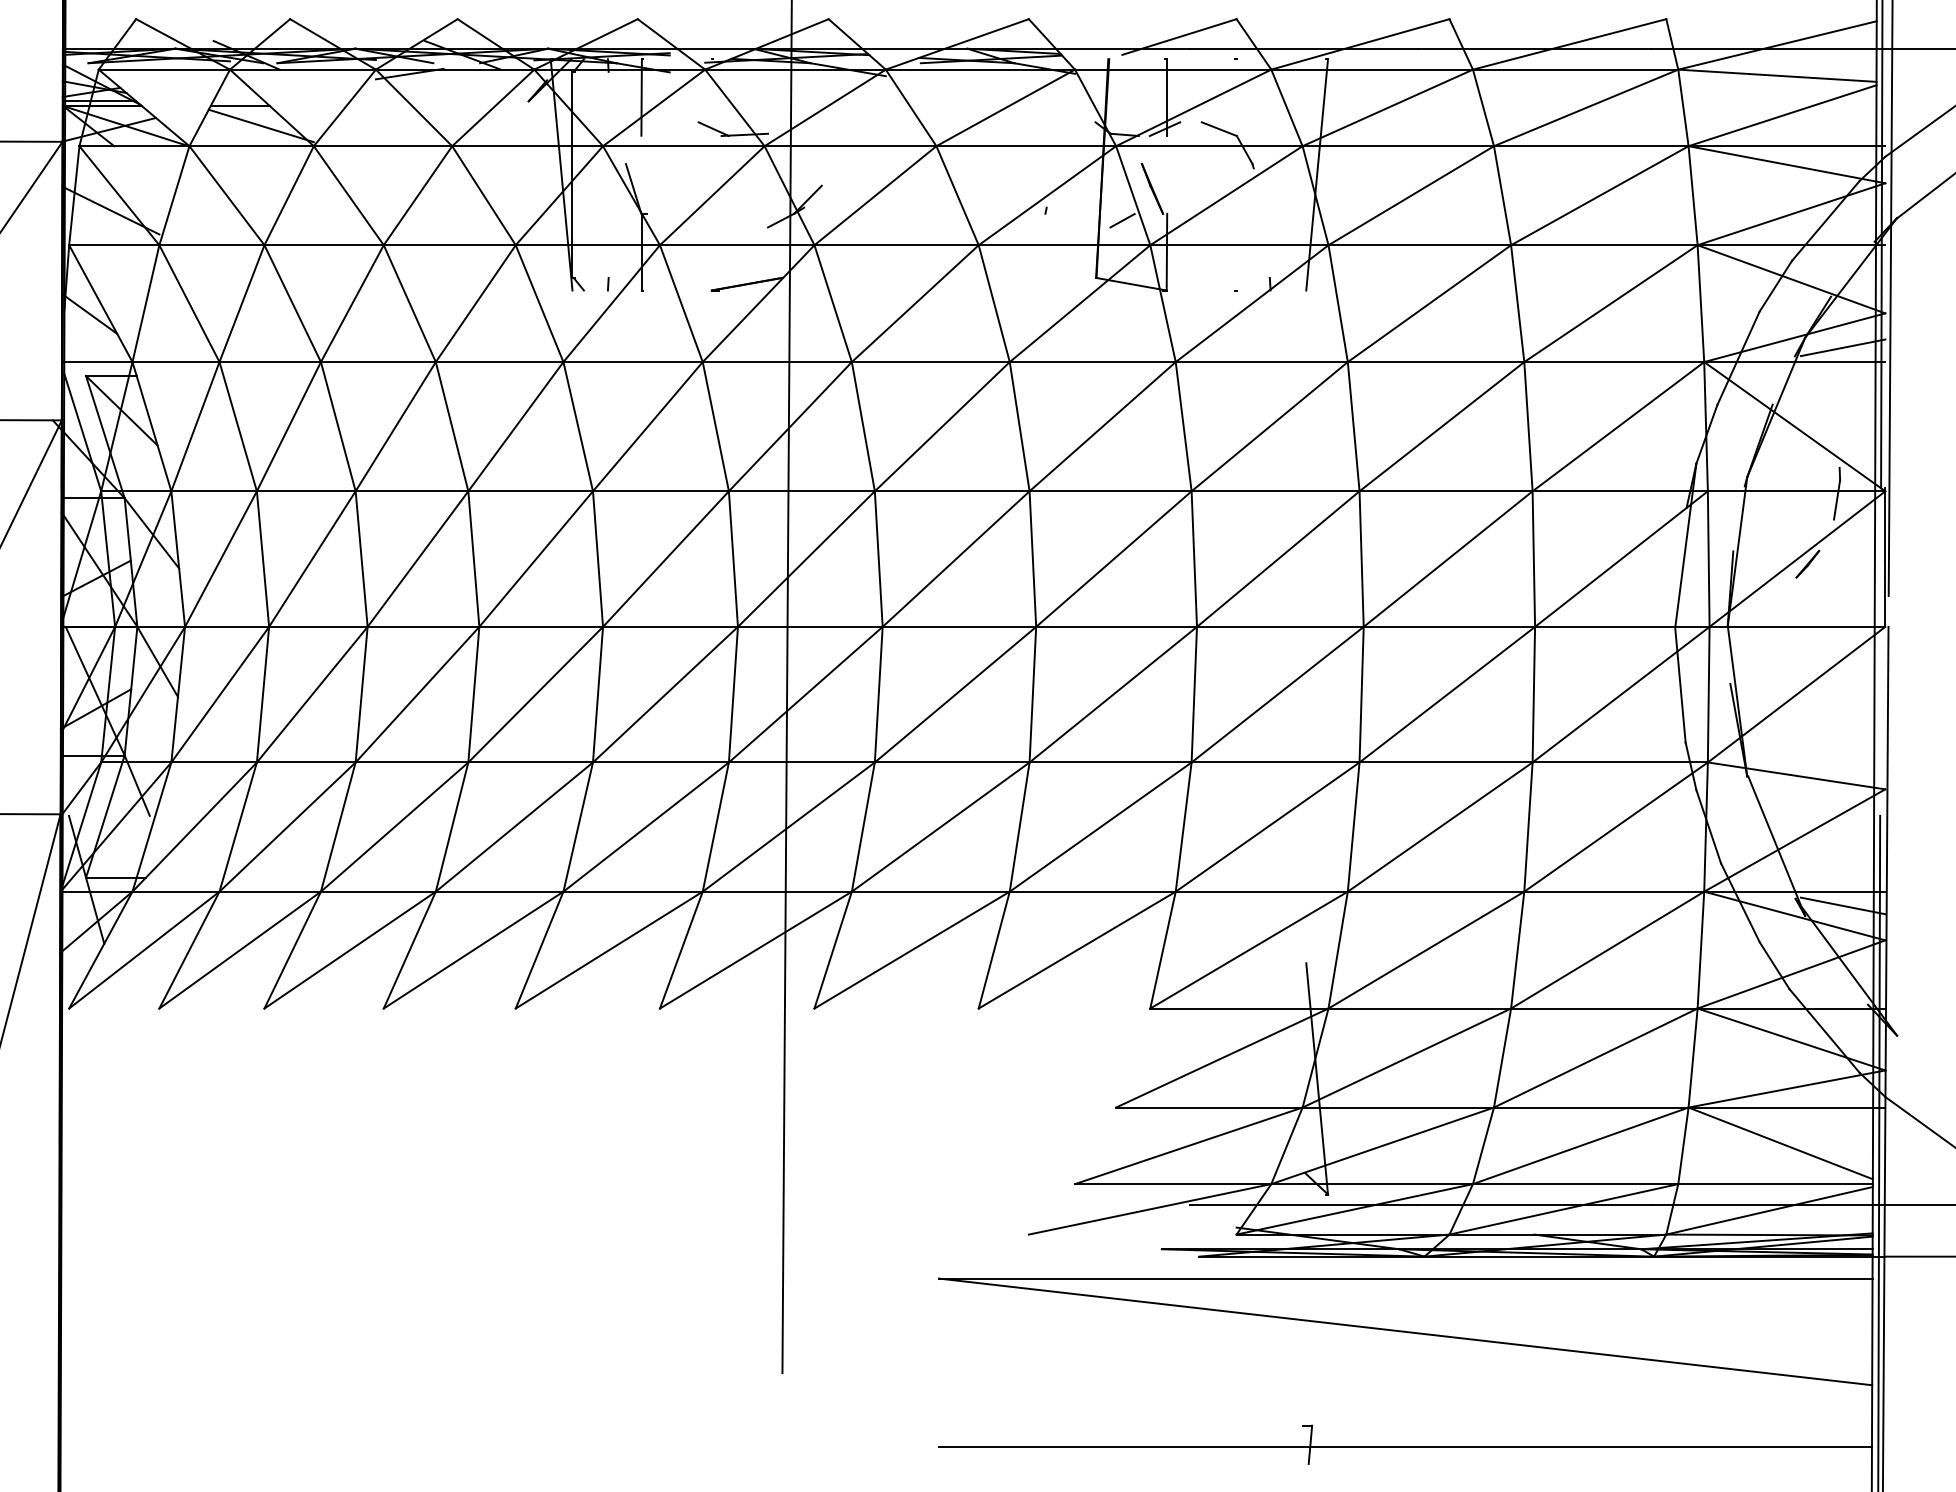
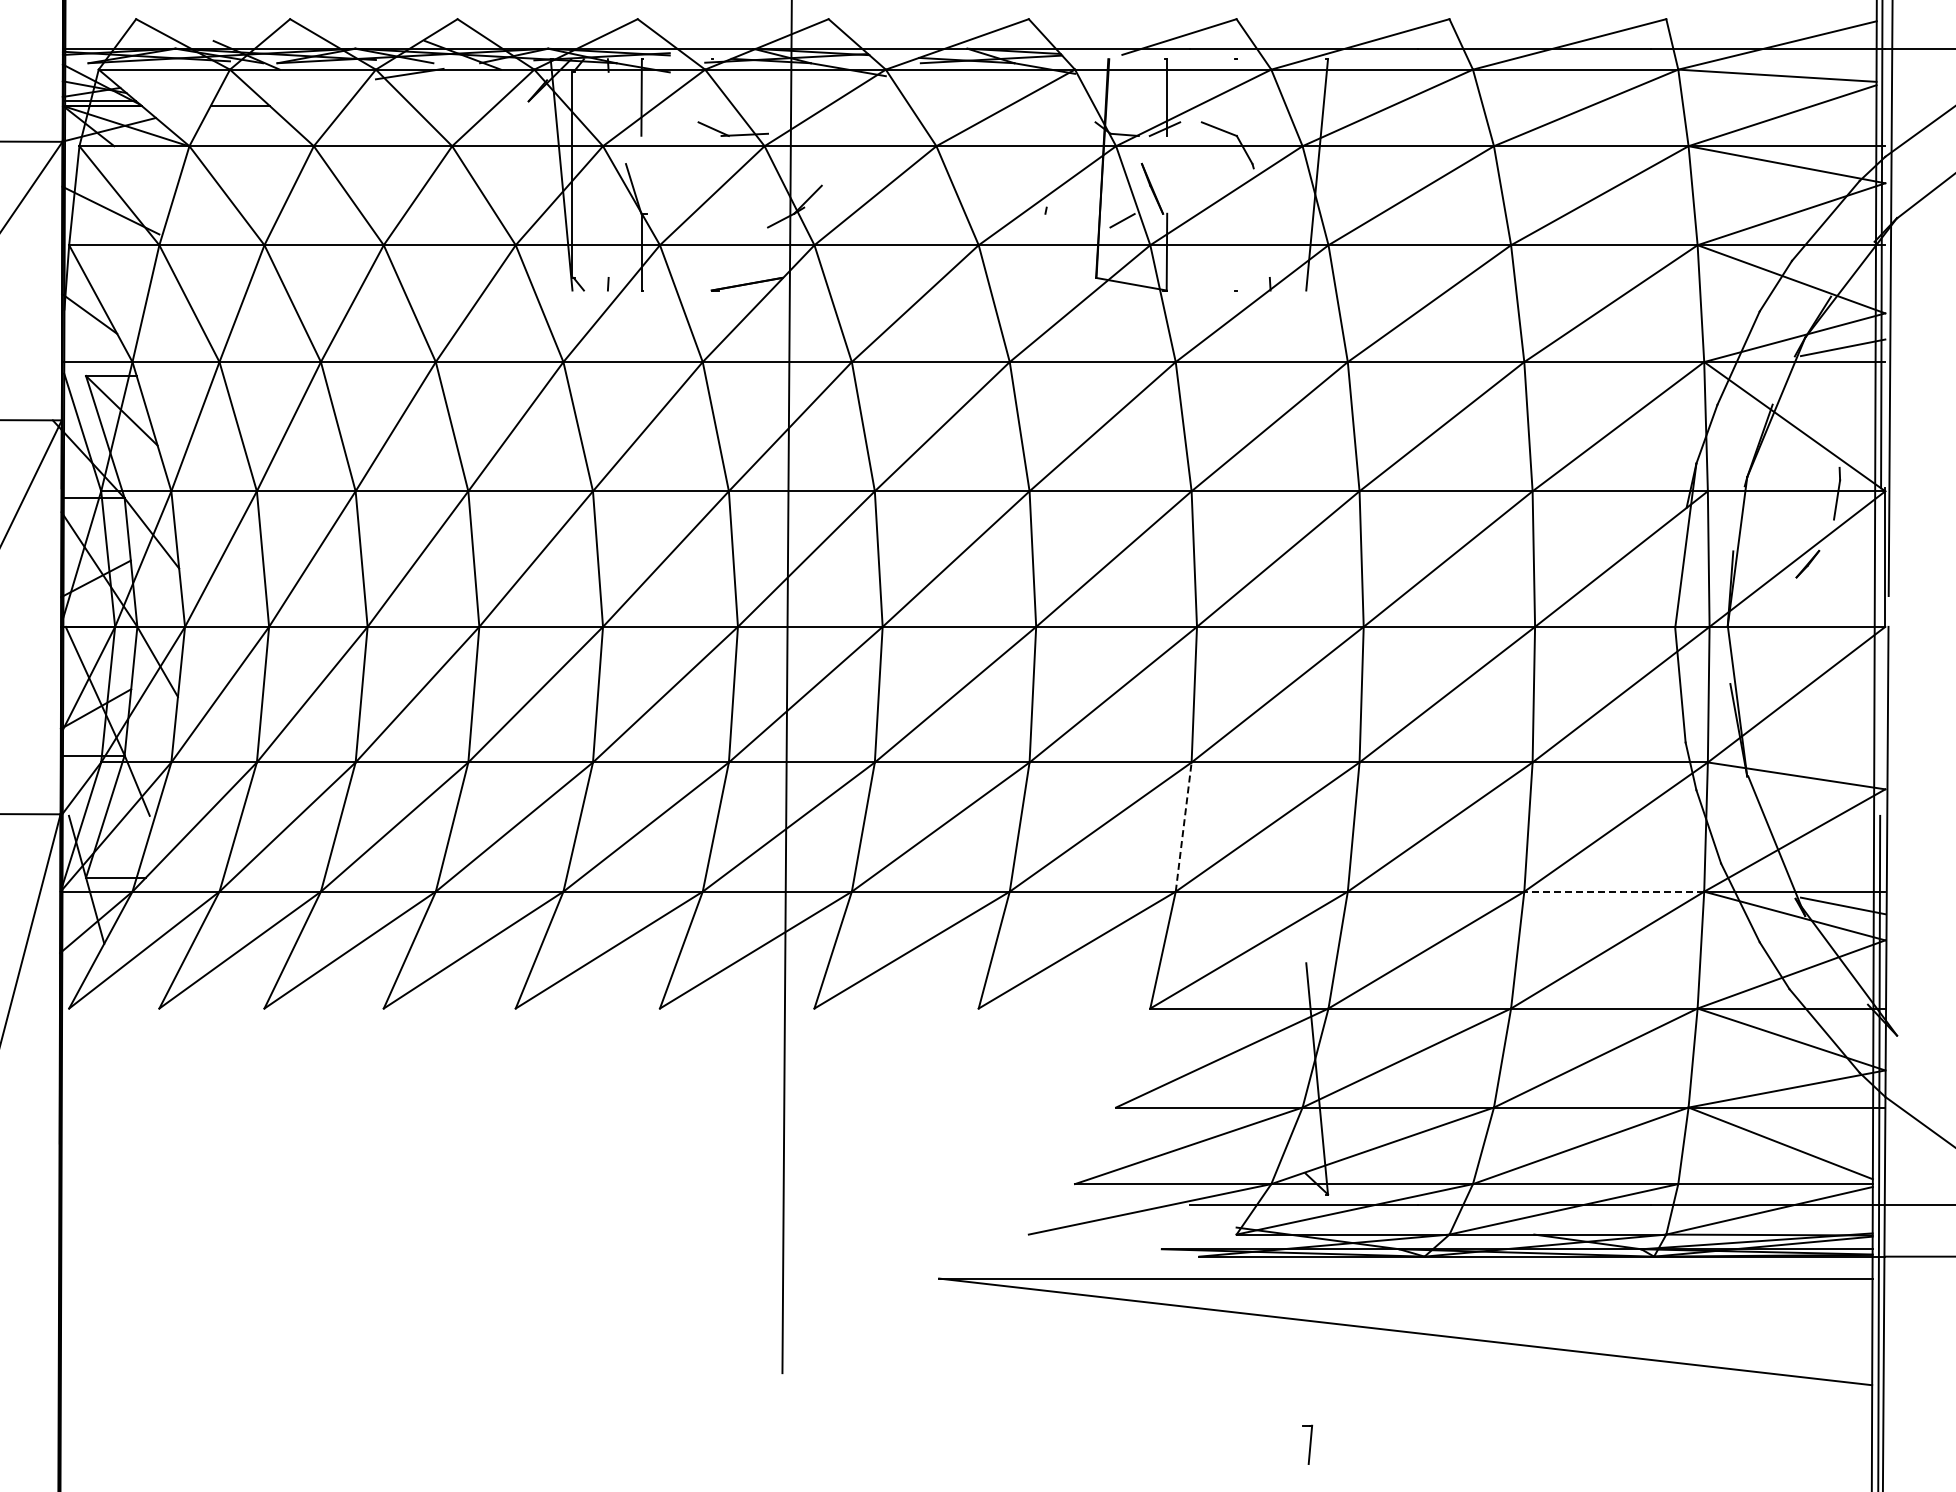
line: present -> none (260, 125)
line: solid -> dashed (1183, 826)
line: solid -> dashed (1614, 891)
line: present -> none (1405, 1446)
